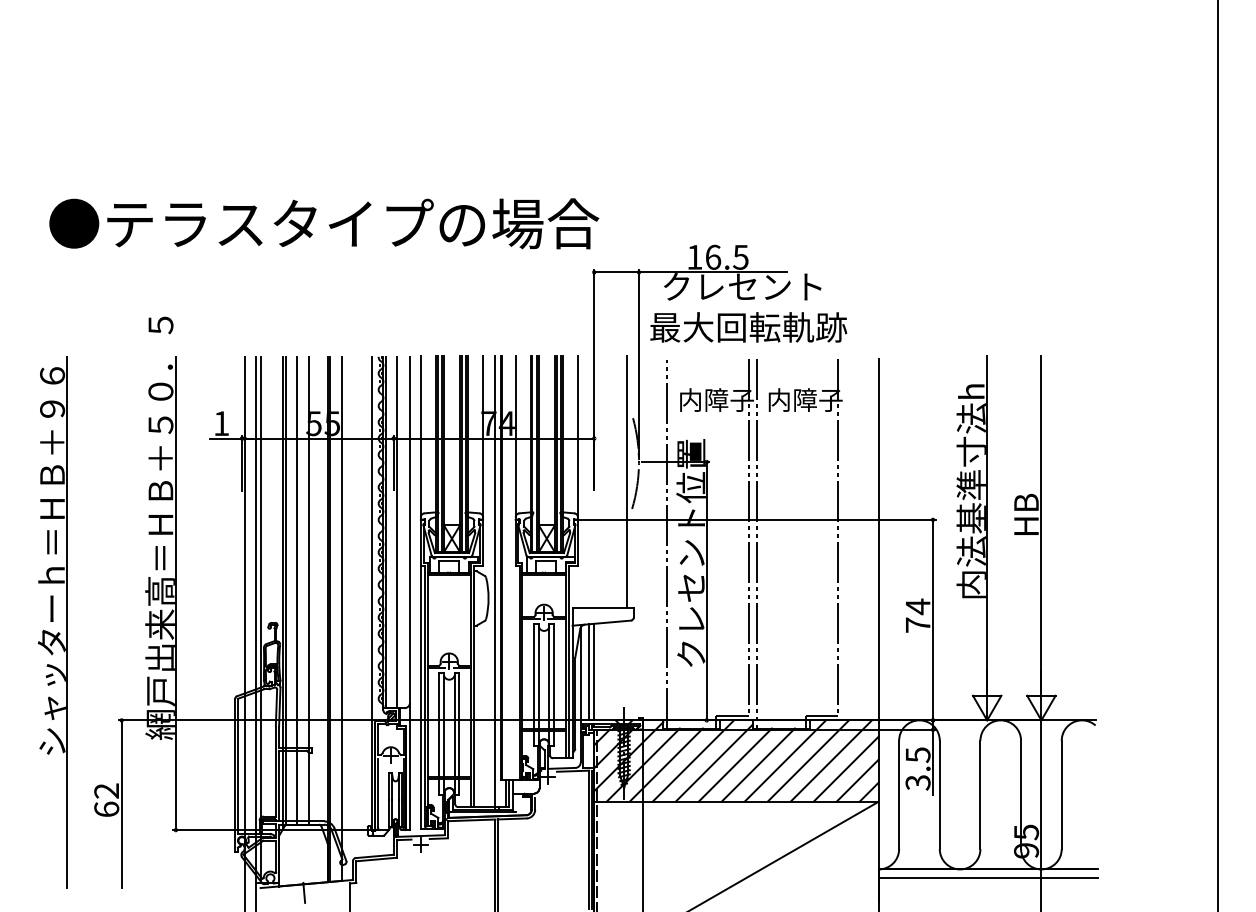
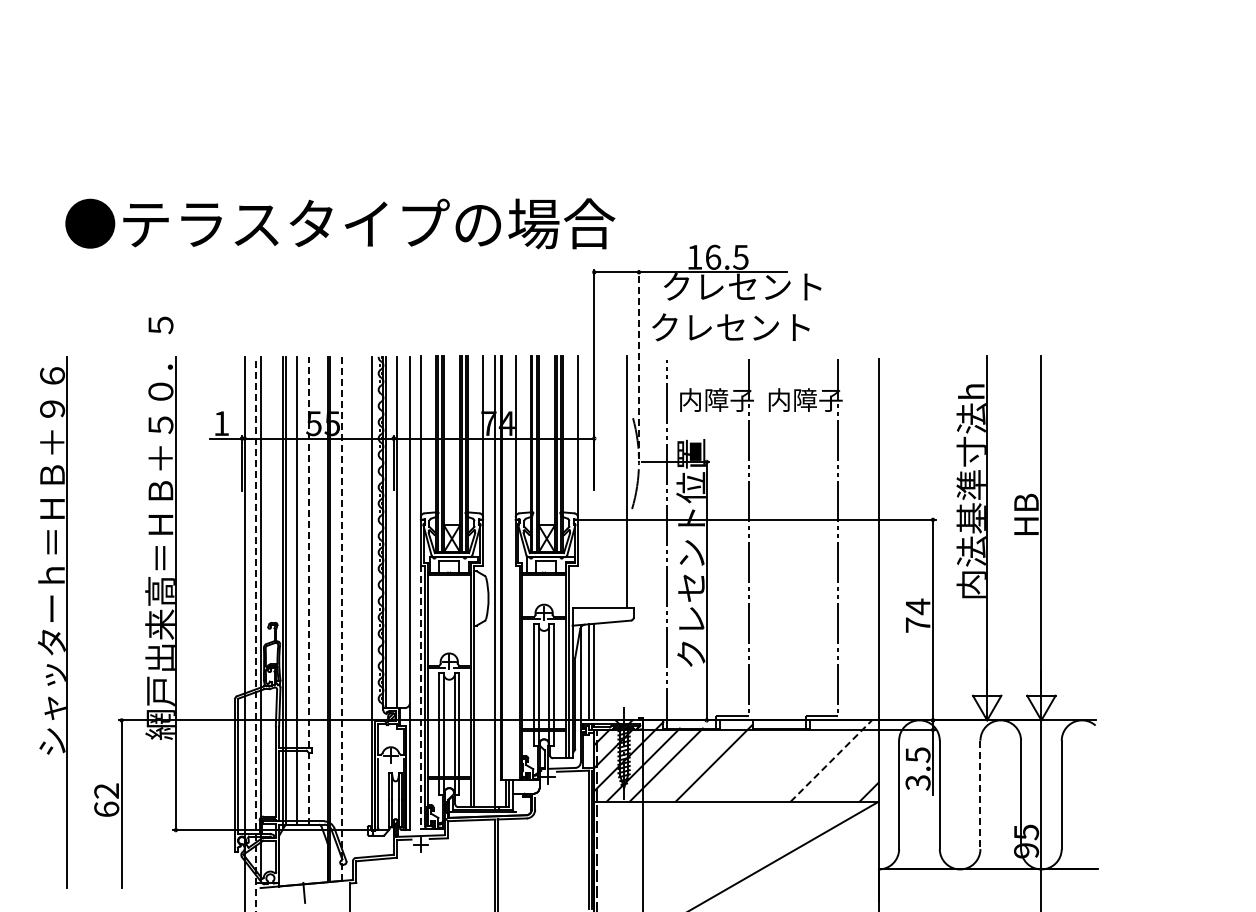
text position: (324, 223) -> (340, 223) (340, 223)
text: 最大回転軌跡 -> クレセント (748, 327)
line: solid -> dashed (638, 364)
line: present -> none (1218, 455)
line: present -> none (756, 543)
line: solid -> dashed (308, 590)
line: solid -> dashed (342, 618)
line: solid -> dashed (255, 633)
line: solid -> dashed (420, 697)
line: present -> none (693, 760)
line: present -> none (785, 760)
line: present -> none (808, 760)
line: solid -> dashed (831, 760)
line: present -> none (734, 764)
line: present -> none (757, 764)
line: present -> none (845, 768)
line: present -> none (857, 780)
line: solid -> dashed (980, 795)
line: present -> none (988, 877)
